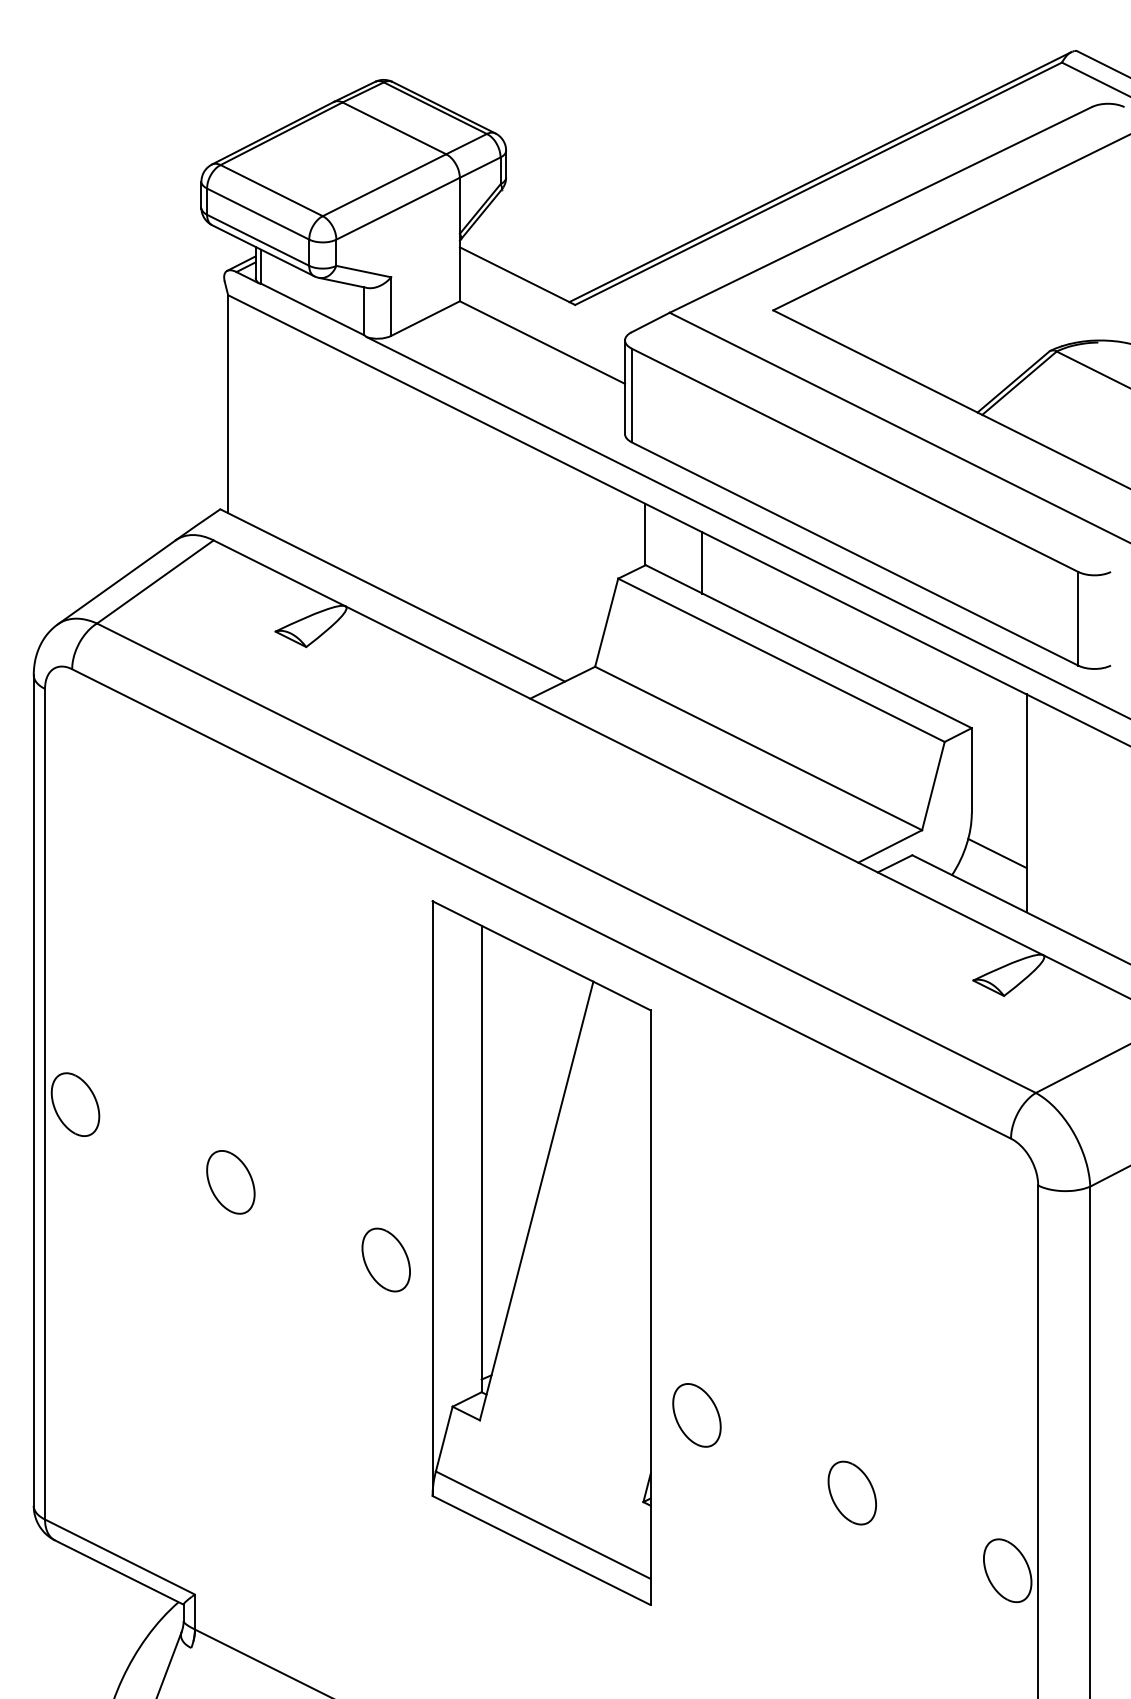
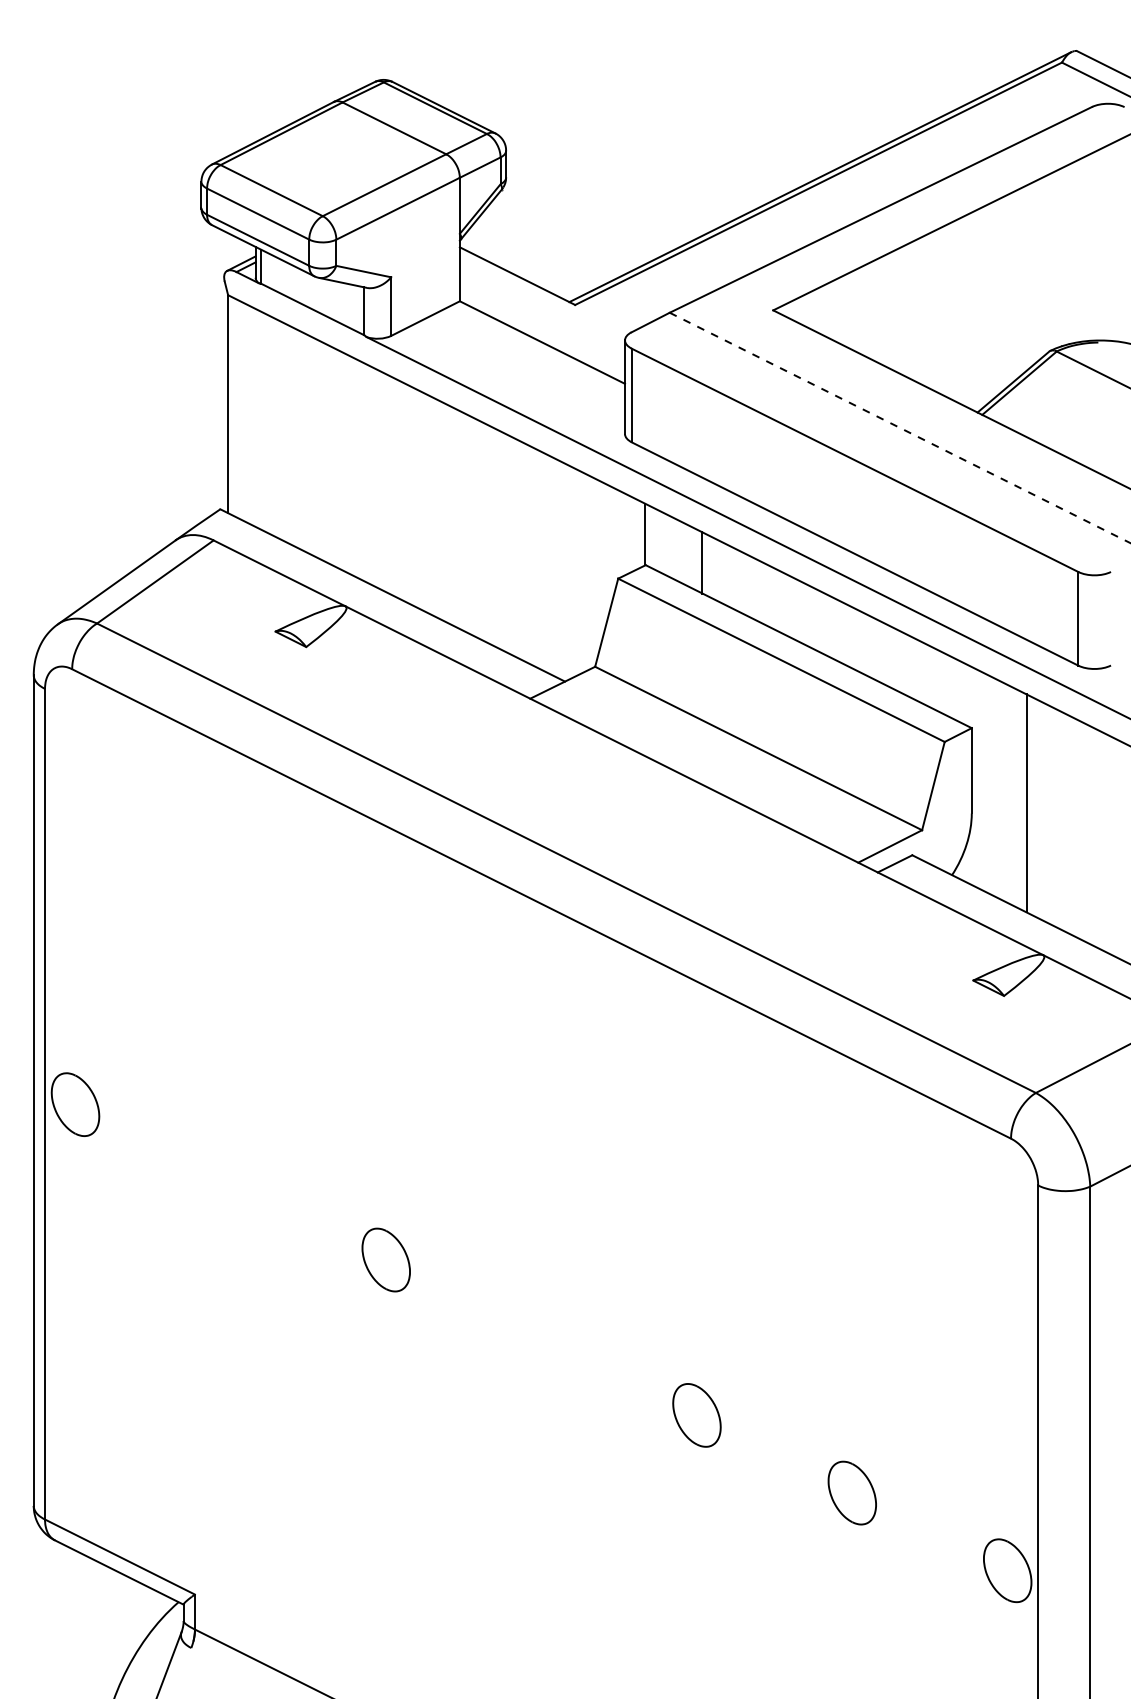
line: solid -> dashed (900, 428)
line: present -> none (997, 853)
part: present -> none (230, 1182)
part: present -> none (541, 1252)
